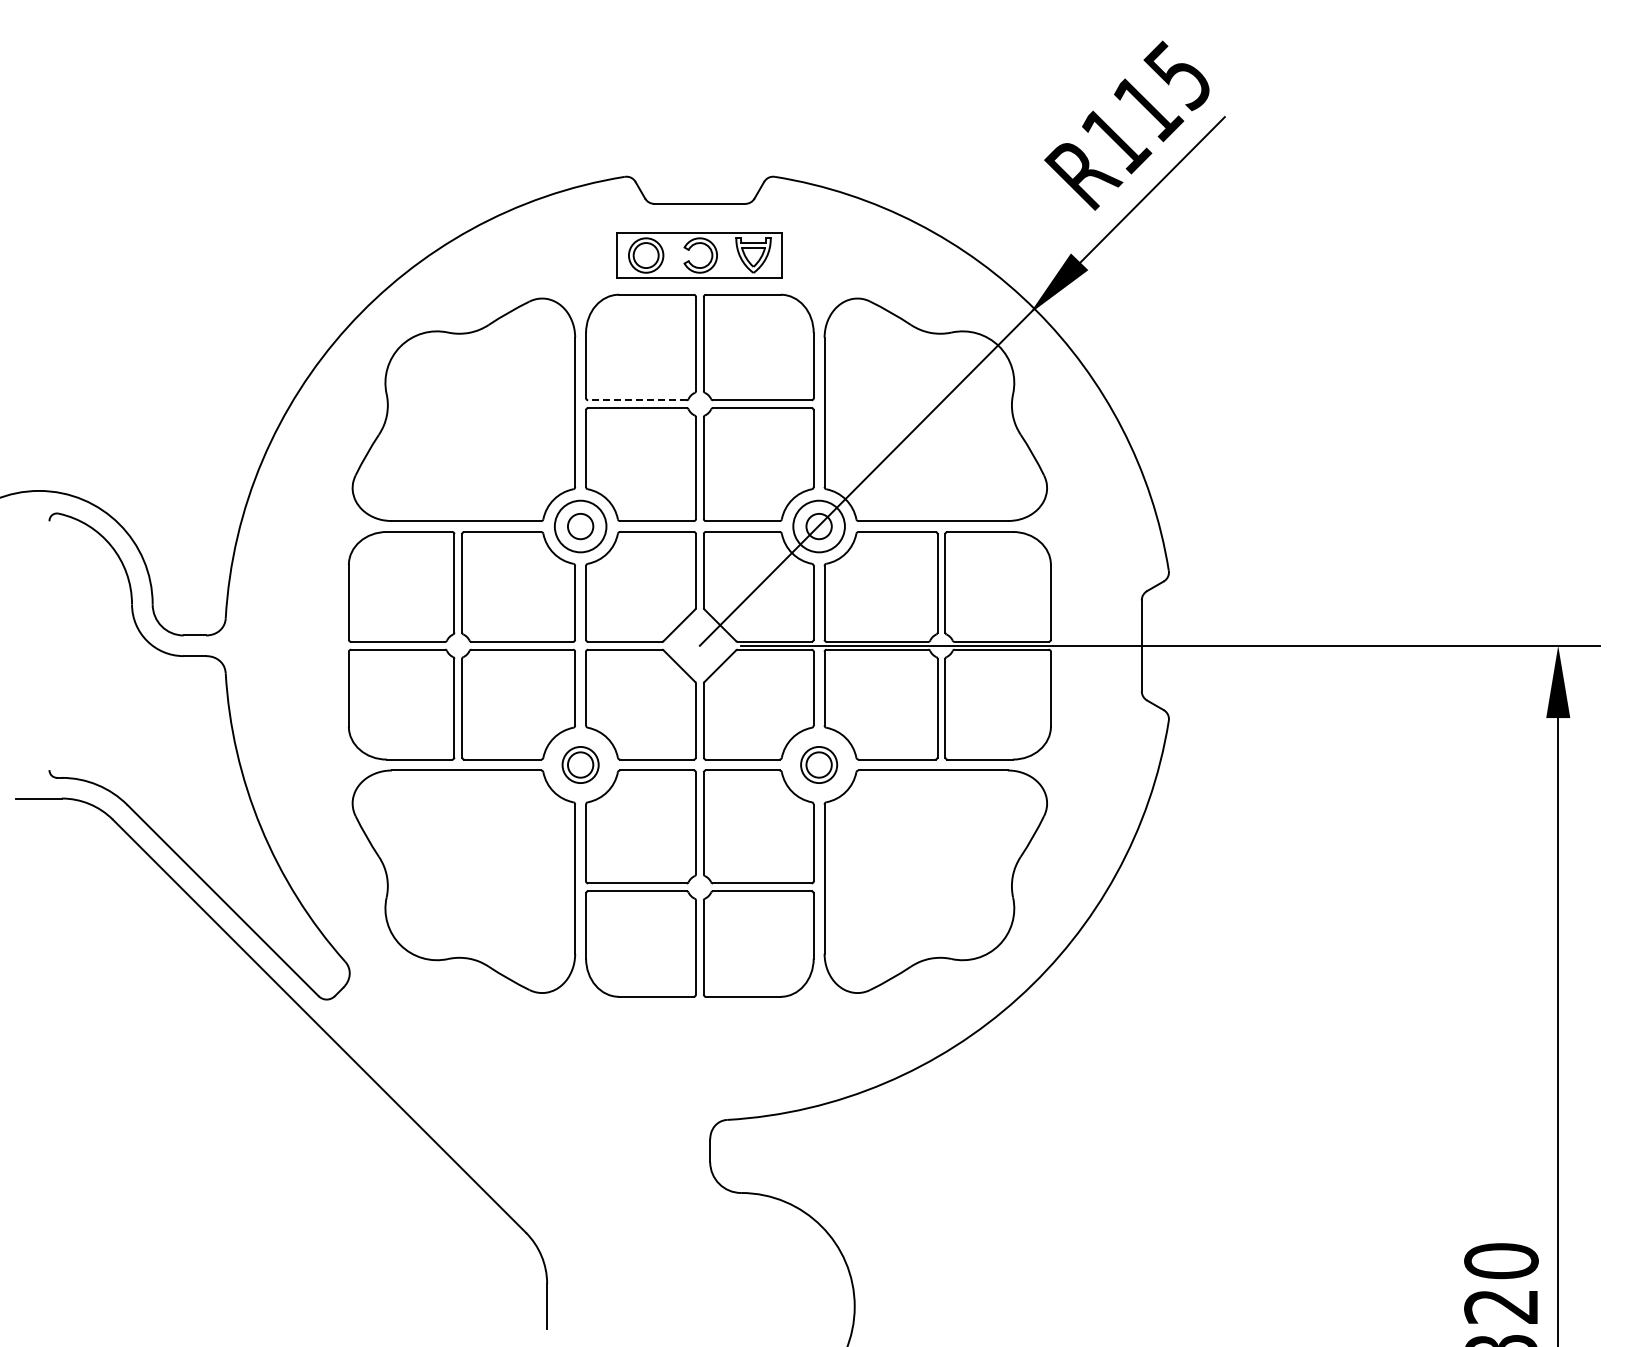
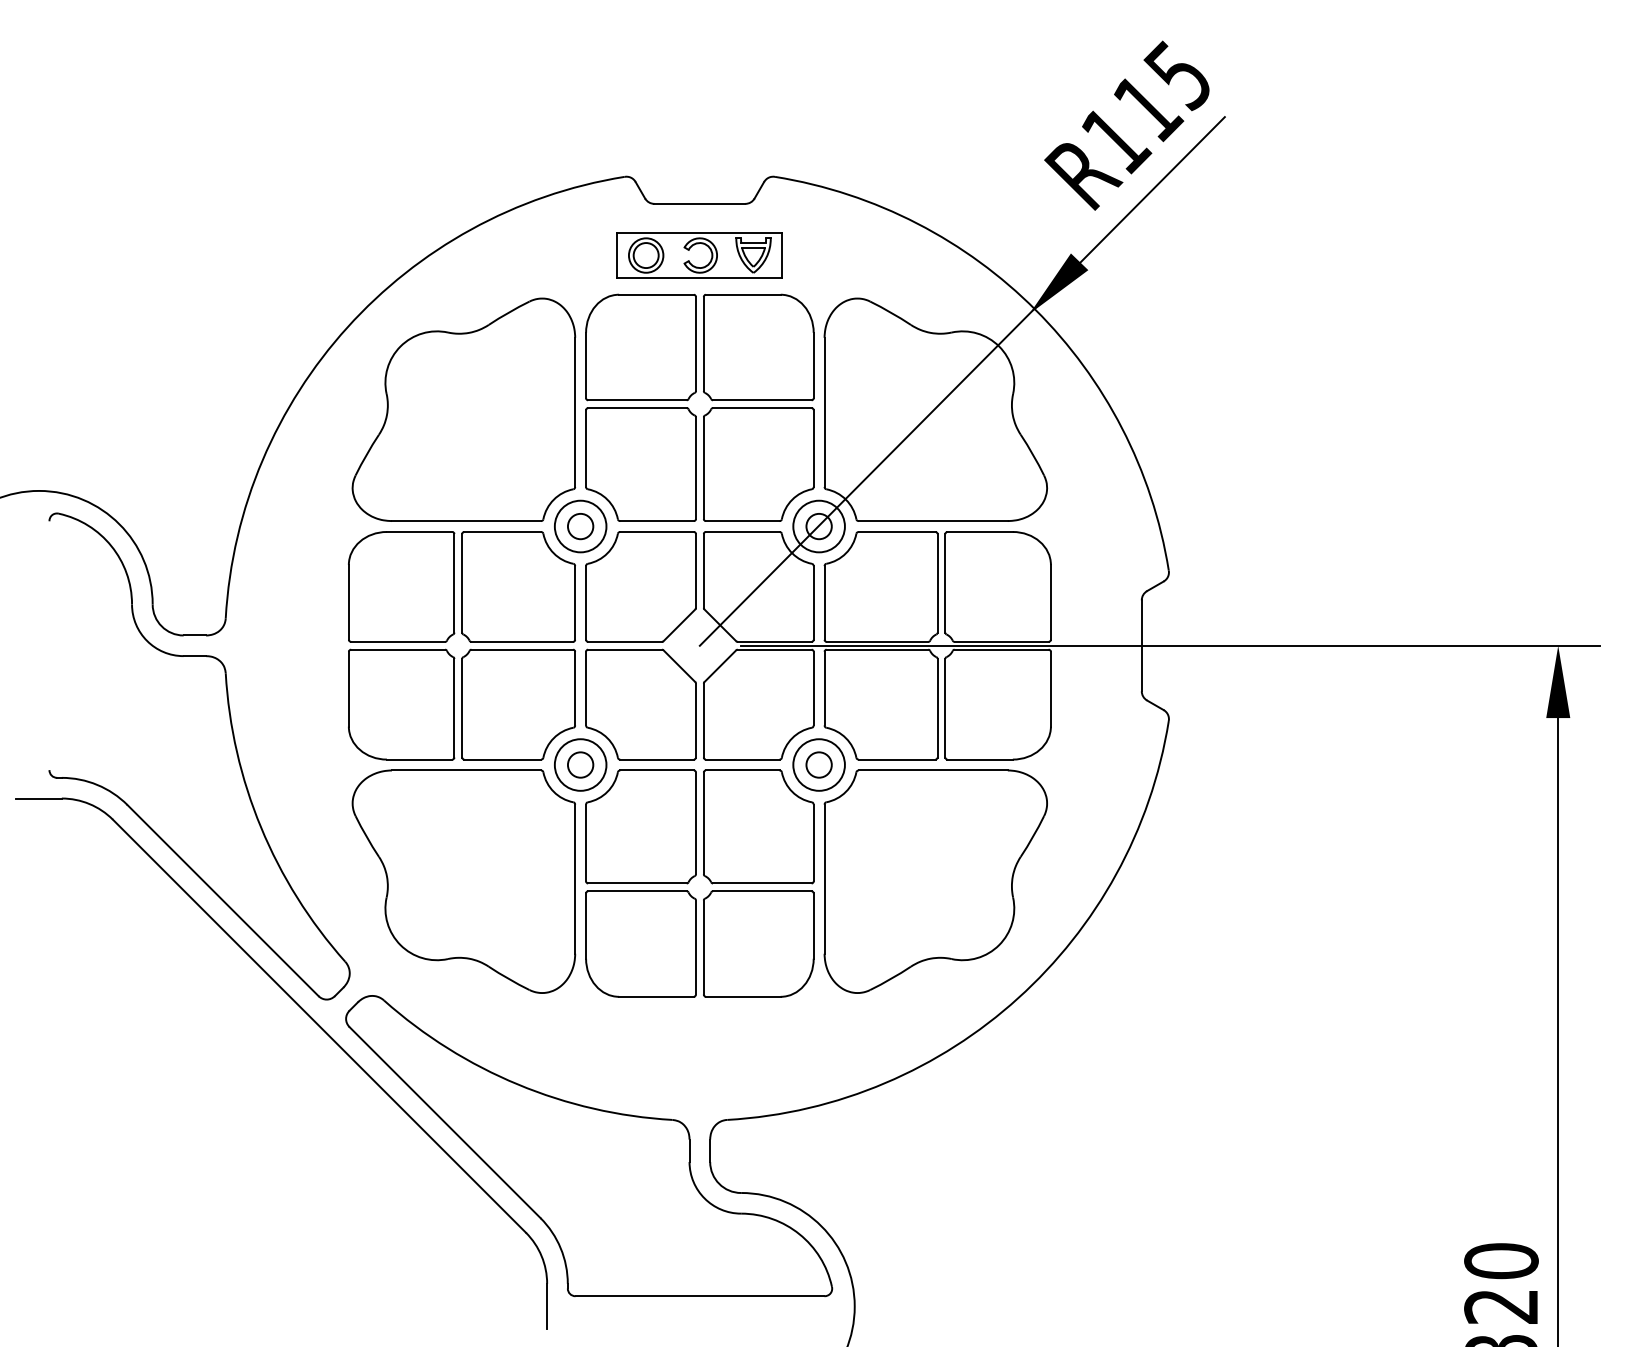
line: dashed -> solid (636, 400)
circle diameter: 36 px -> 52 px (580, 764)
circle diameter: 36 px -> 52 px (818, 764)
part: none -> present (589, 1146)
